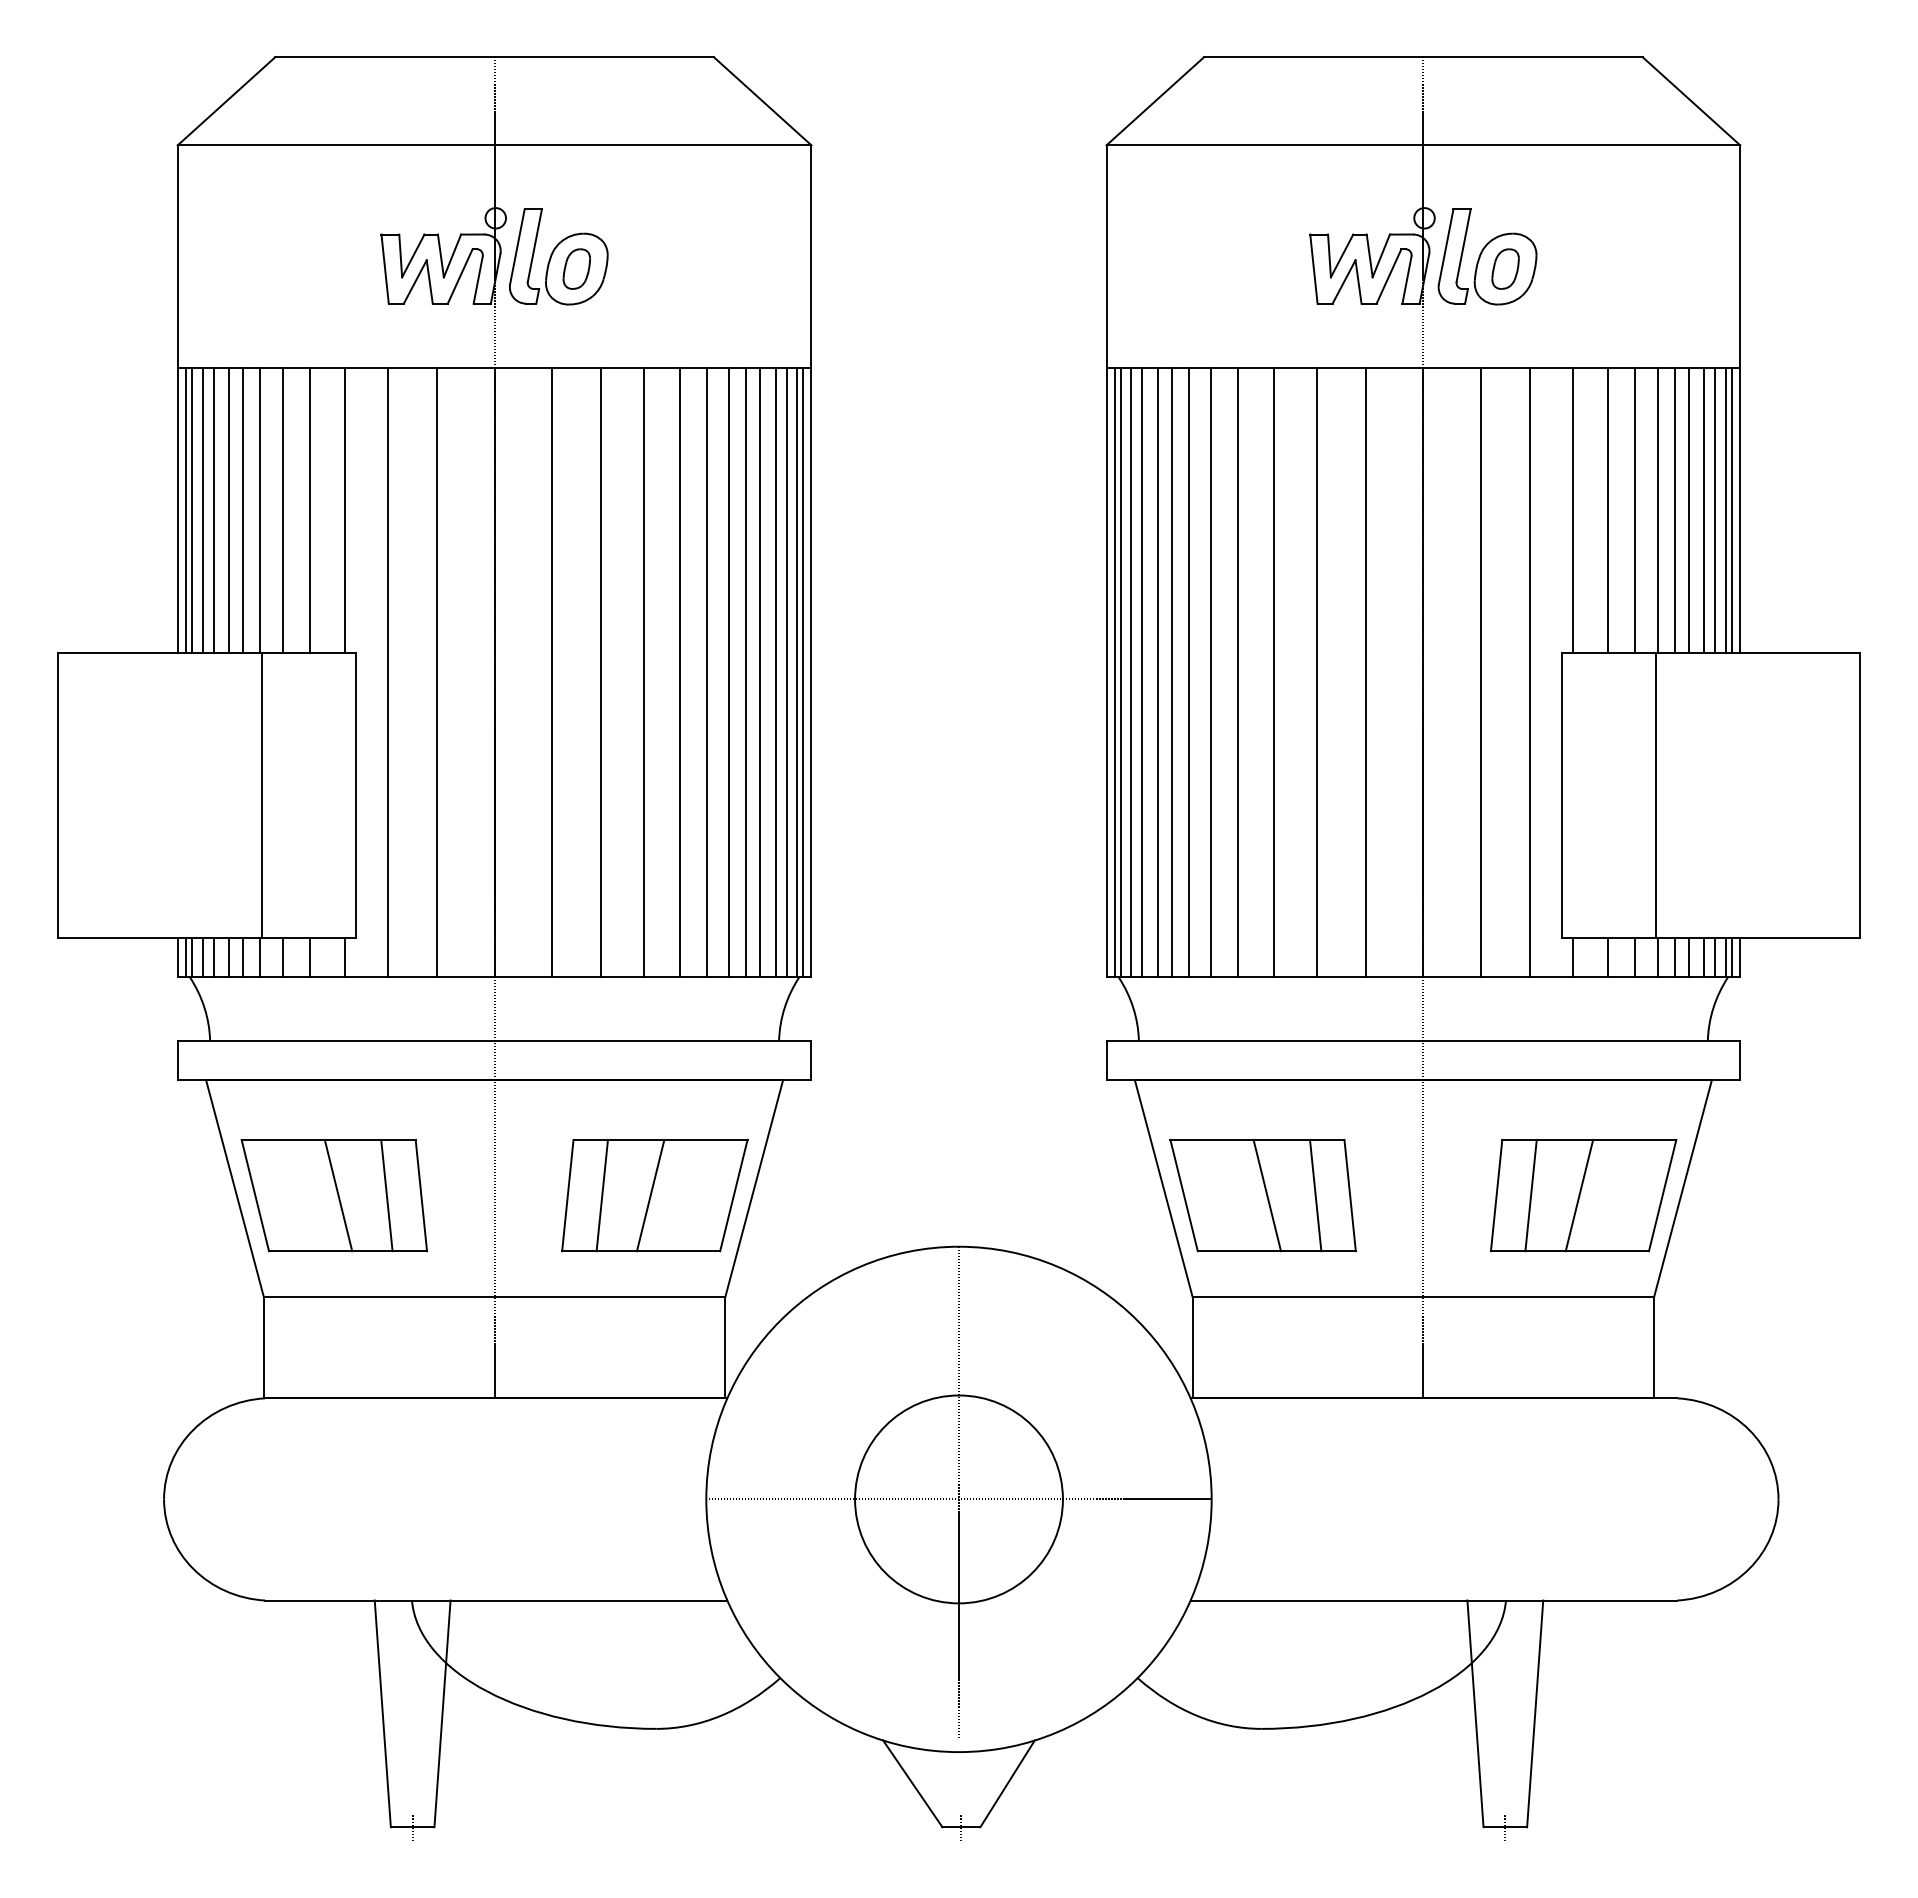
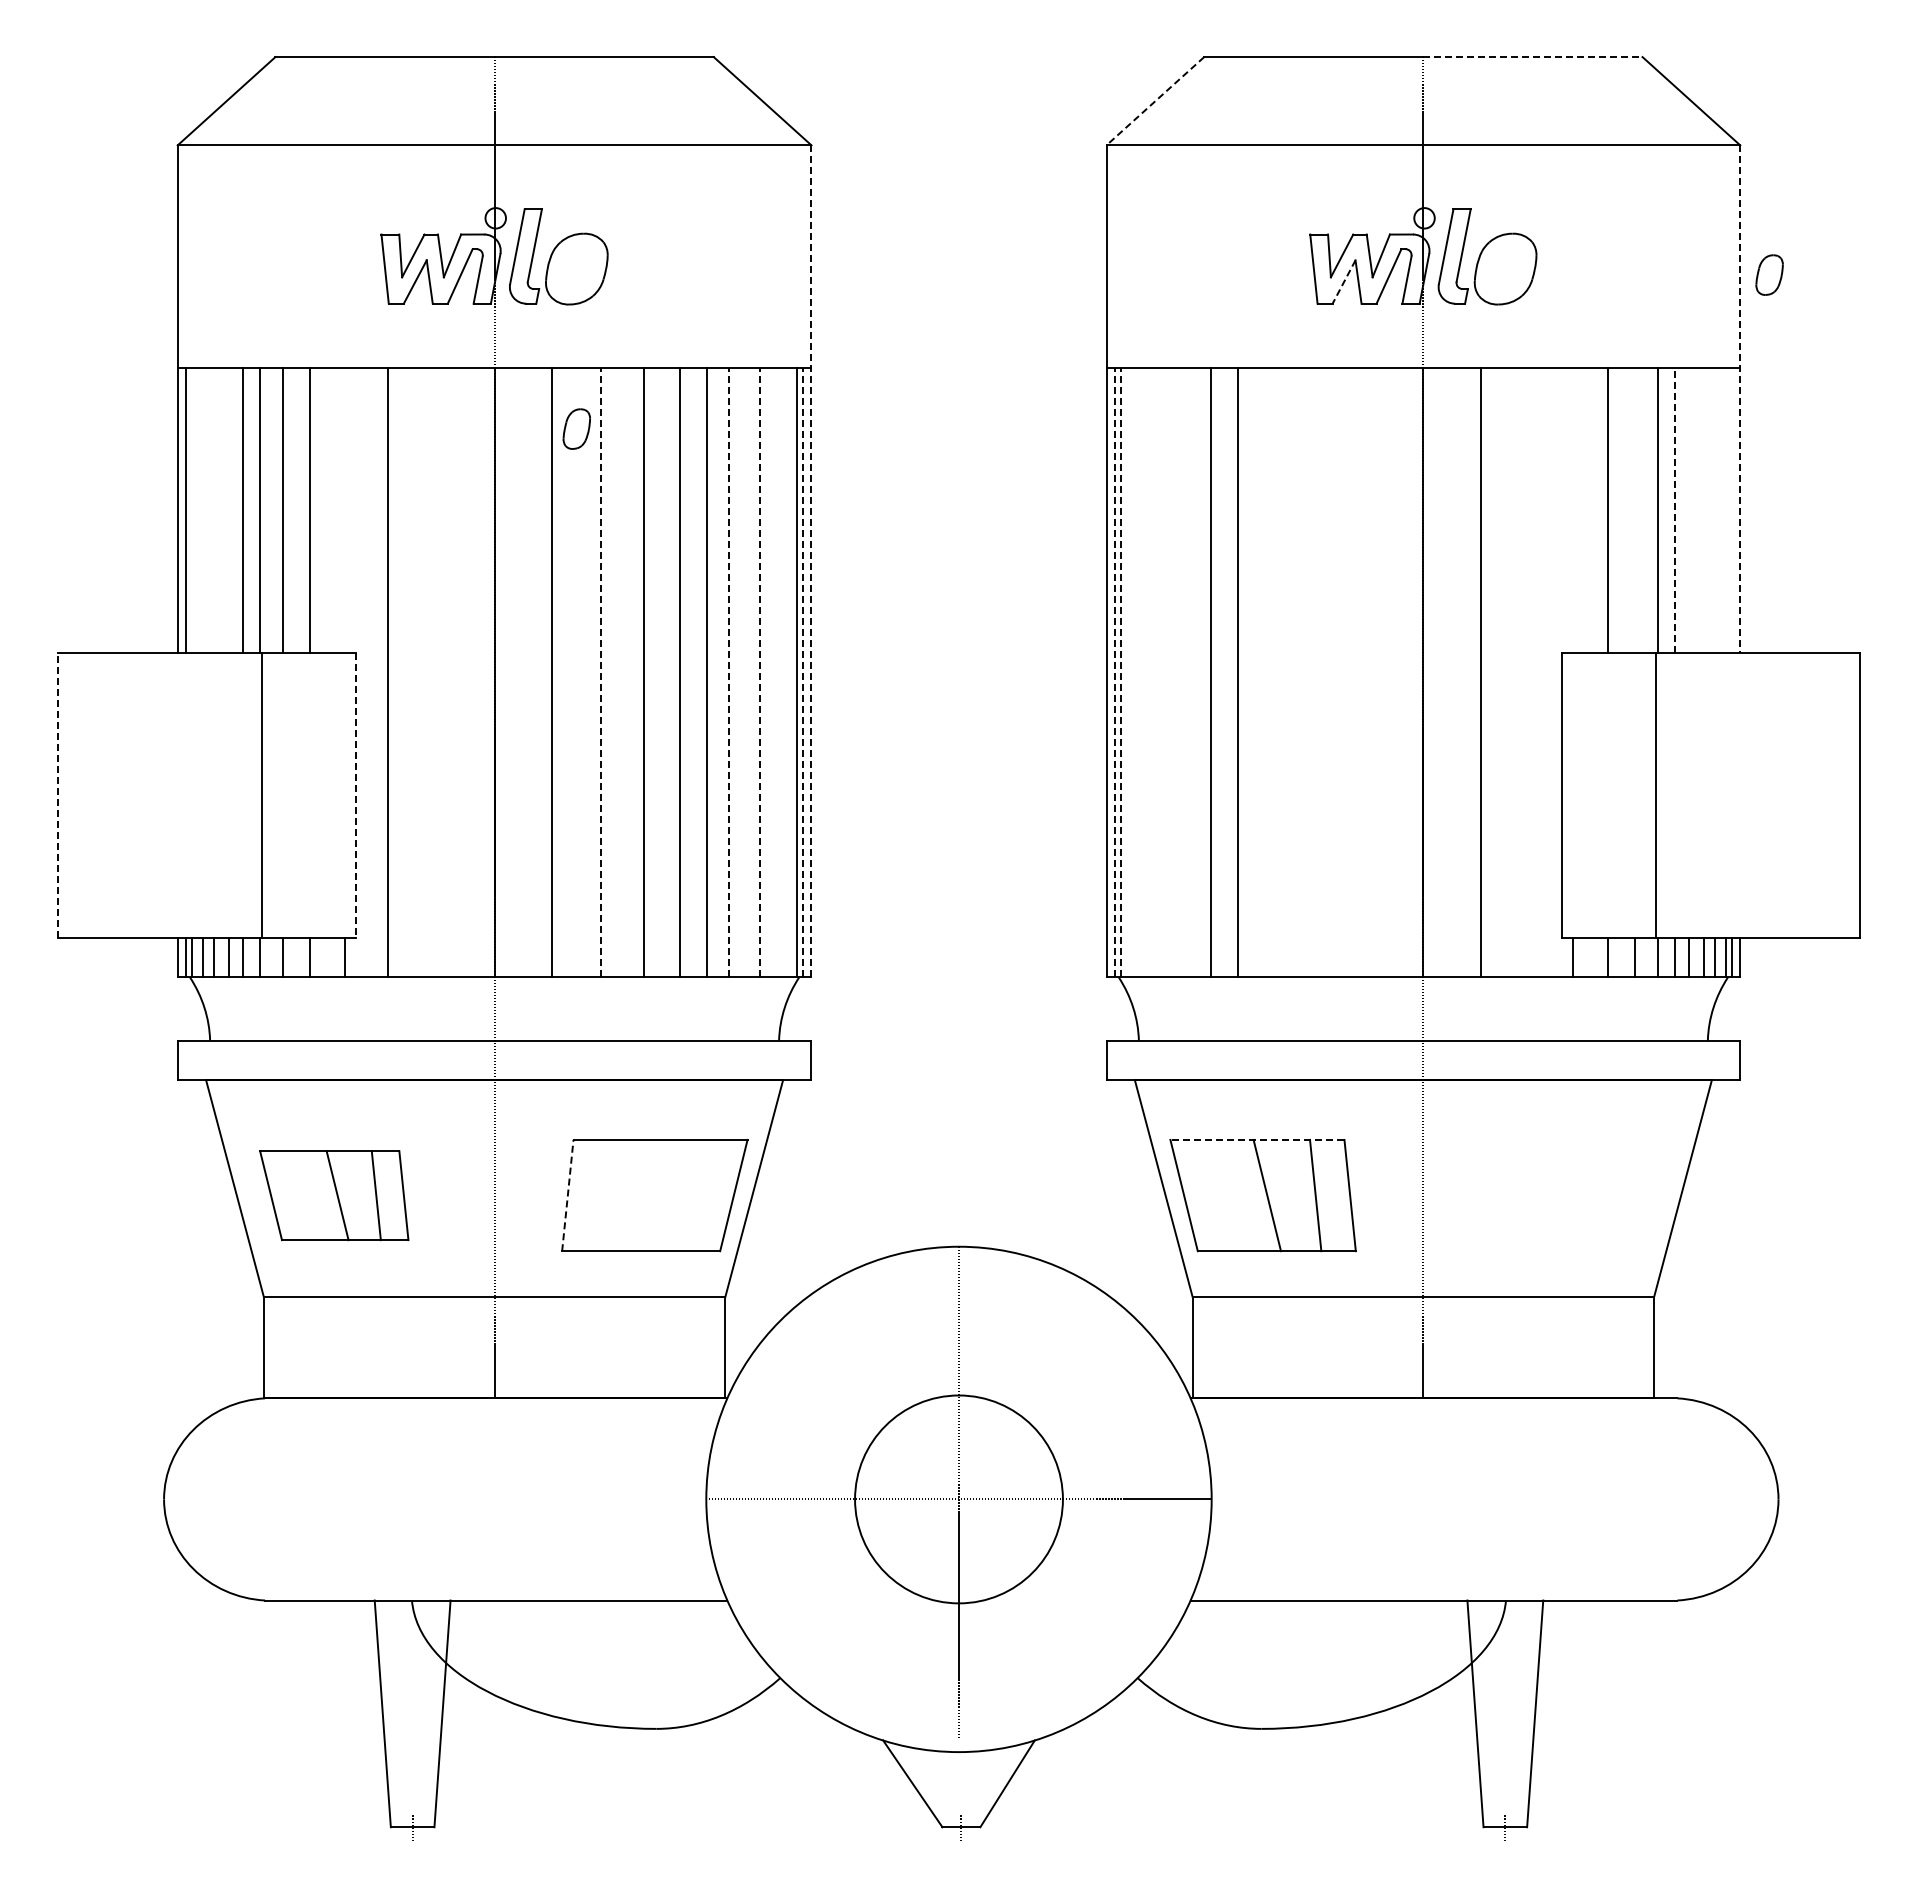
line: solid -> dashed (1532, 57)
line: solid -> dashed (1155, 101)
part position: (576, 268) -> (576, 428) (576, 428)
part position: (1505, 268) -> (1769, 274) (1769, 274)
line: solid -> dashed (1344, 282)
line: solid -> dashed (1740, 399)
line: present -> none (192, 510)
line: present -> none (202, 510)
line: present -> none (213, 510)
line: present -> none (228, 510)
line: present -> none (344, 510)
line: present -> none (1573, 510)
line: present -> none (1635, 510)
line: solid -> dashed (1675, 510)
line: present -> none (1689, 510)
line: present -> none (1704, 510)
line: present -> none (1715, 510)
line: present -> none (1725, 510)
line: present -> none (1732, 510)
line: solid -> dashed (811, 561)
line: present -> none (437, 672)
line: solid -> dashed (601, 672)
line: solid -> dashed (728, 672)
line: present -> none (746, 672)
line: solid -> dashed (760, 672)
line: present -> none (775, 672)
line: present -> none (786, 672)
line: solid -> dashed (803, 672)
line: solid -> dashed (1114, 672)
line: solid -> dashed (1121, 672)
line: present -> none (1131, 672)
line: present -> none (1142, 672)
line: present -> none (1157, 672)
line: present -> none (1171, 672)
line: present -> none (1189, 672)
line: present -> none (1273, 672)
line: present -> none (1316, 672)
line: present -> none (1365, 672)
line: present -> none (1529, 672)
line: solid -> dashed (57, 794)
line: solid -> dashed (356, 795)
line: solid -> dashed (1256, 1139)
part size: 188x114 px -> 151x92 px (334, 1195)
line: solid -> dashed (567, 1195)
line: present -> none (601, 1195)
line: present -> none (650, 1195)
part: present -> none (1583, 1195)
